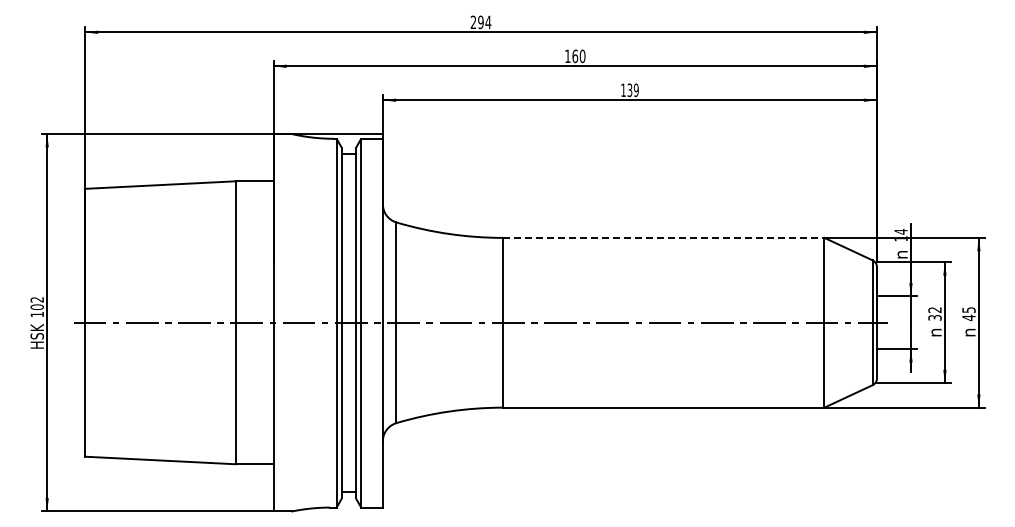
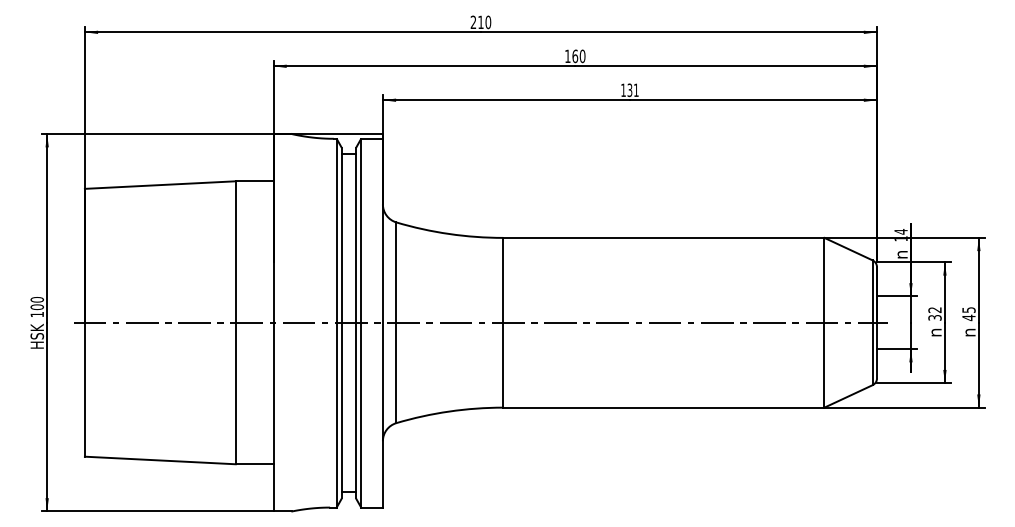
text: 294 -> 210 (484, 22)
text: 139 -> 131 (635, 90)
line: dashed -> solid (663, 237)
text: 102 -> 100 (36, 299)
